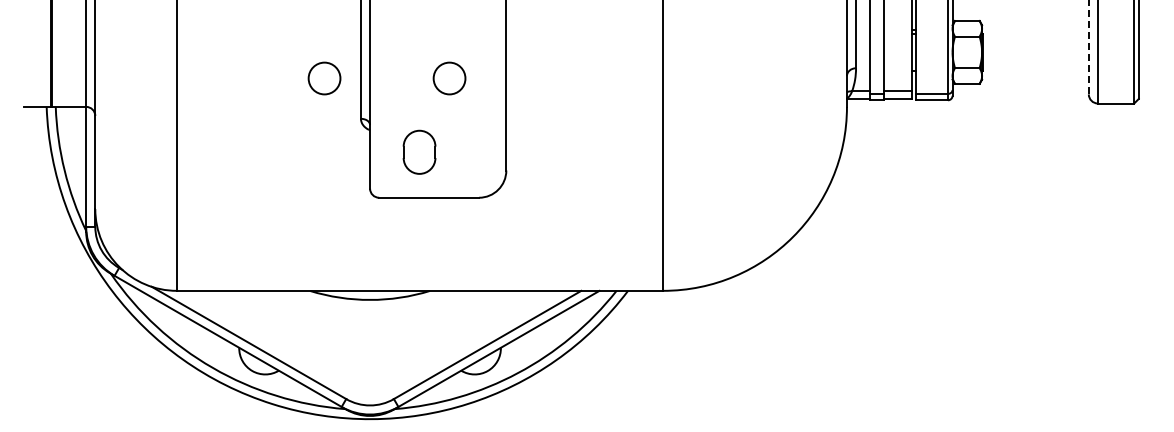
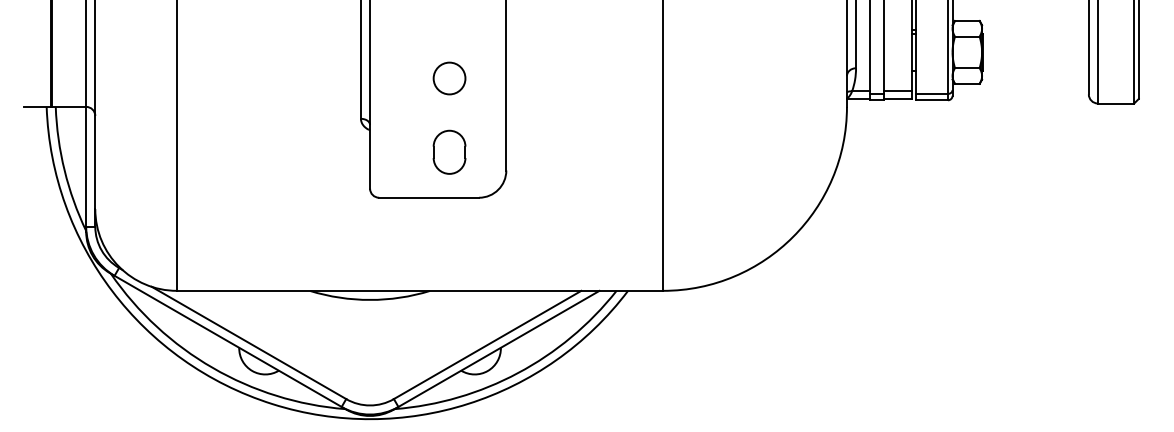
line: dashed -> solid (1088, 47)
circle: present -> none (324, 78)
part position: (419, 151) -> (449, 151) (449, 151)
